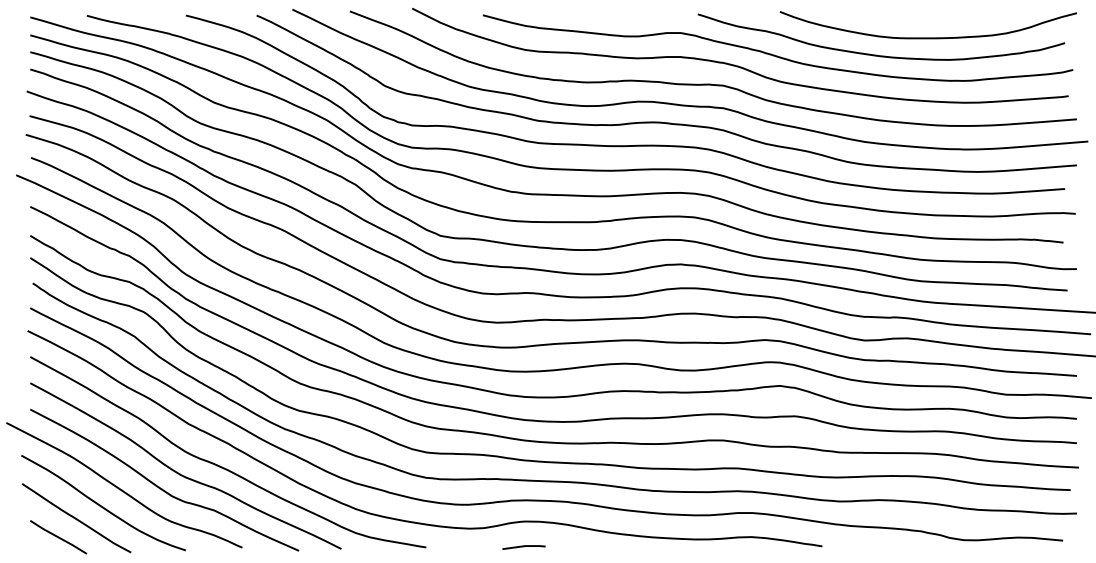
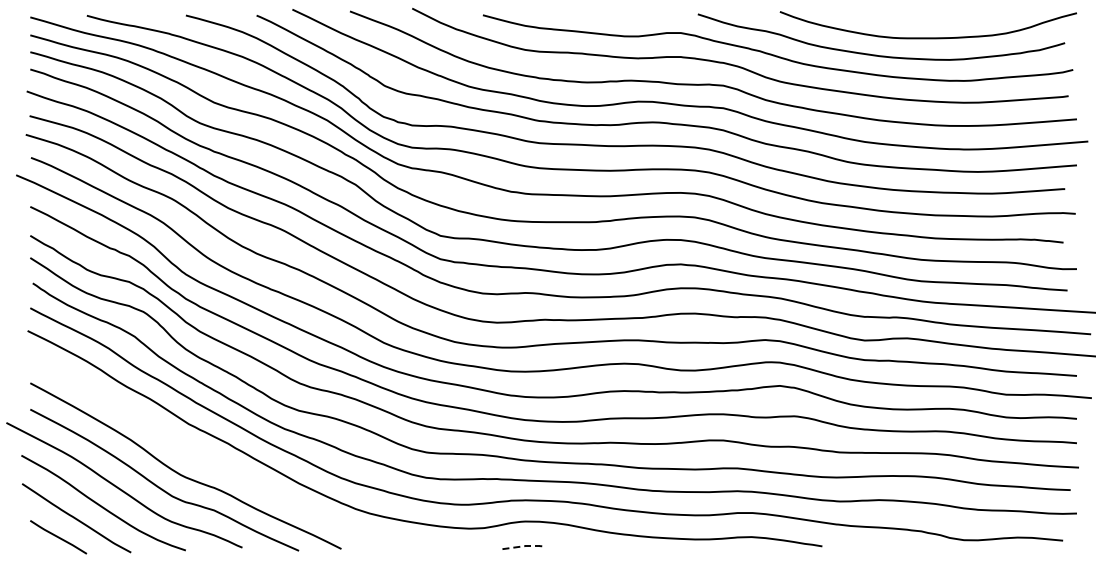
curve: present -> none (222, 466)
line: solid -> dashed (525, 546)
